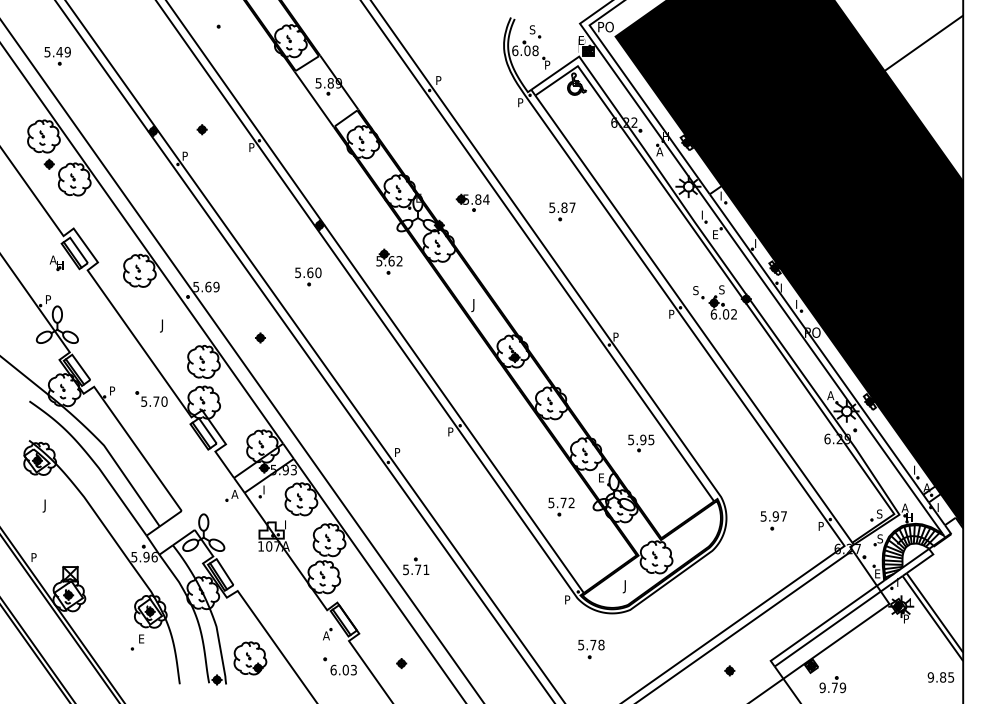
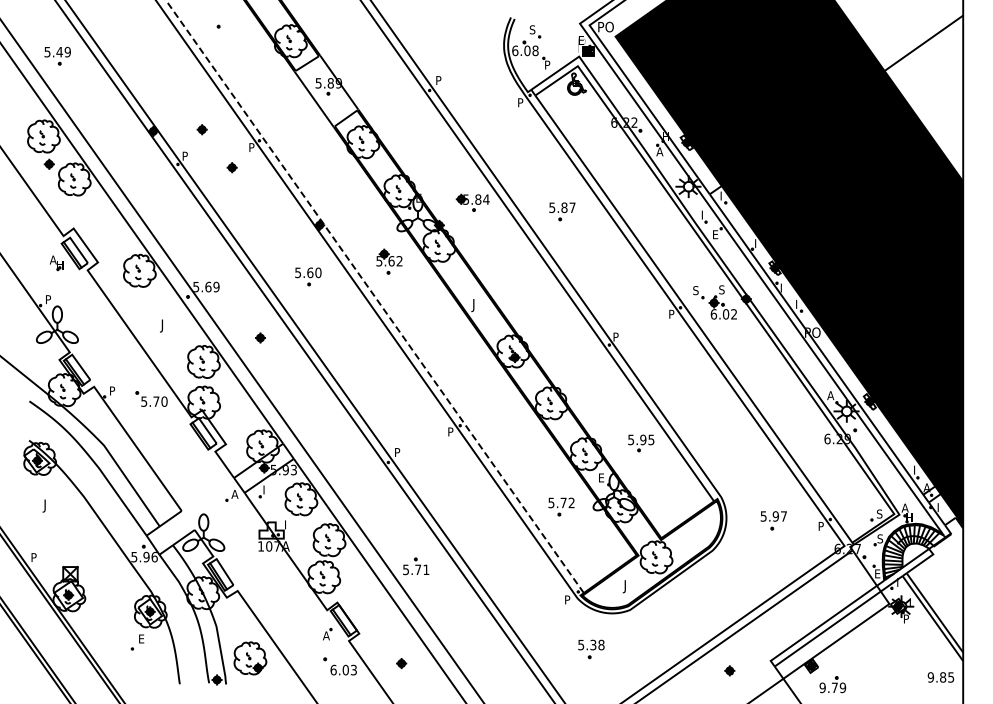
part: none -> present (231, 167)
line: solid -> dashed (374, 296)
text: 5.78 -> 5.38 (593, 644)
